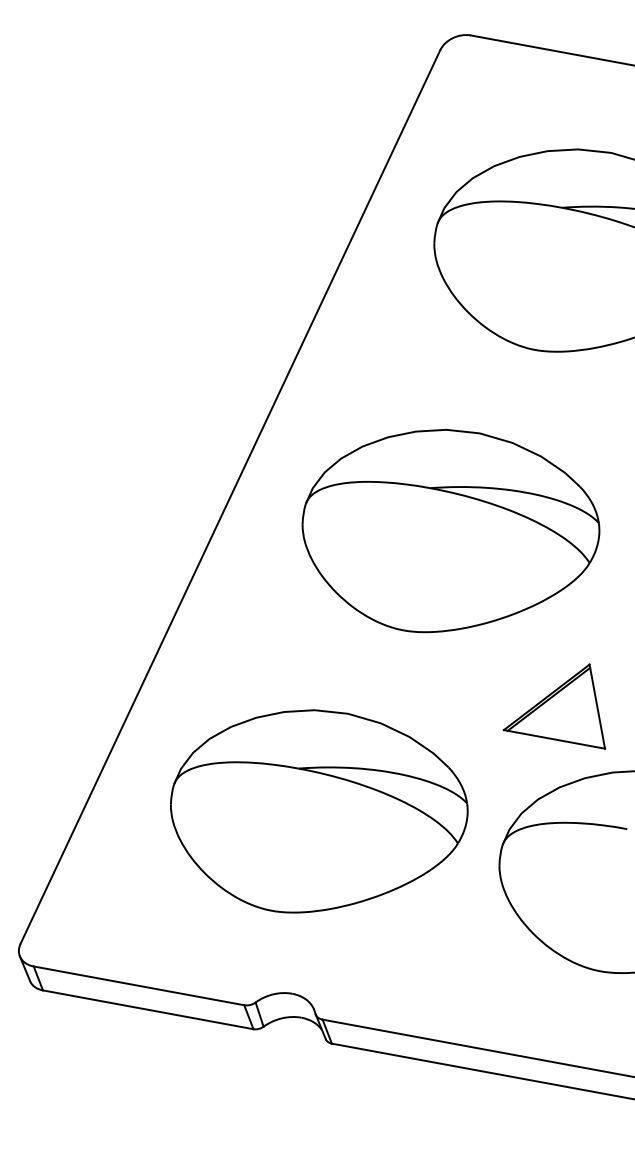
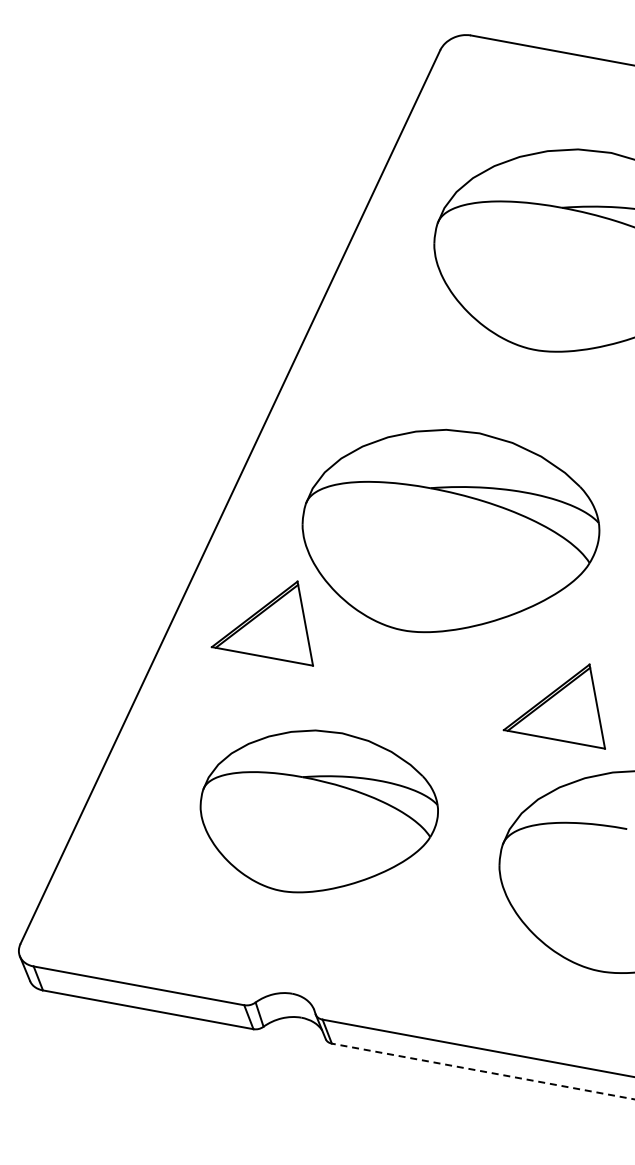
part: none -> present (261, 623)
part size: 299x205 px -> 240x165 px (318, 811)
line: solid -> dashed (483, 1071)
